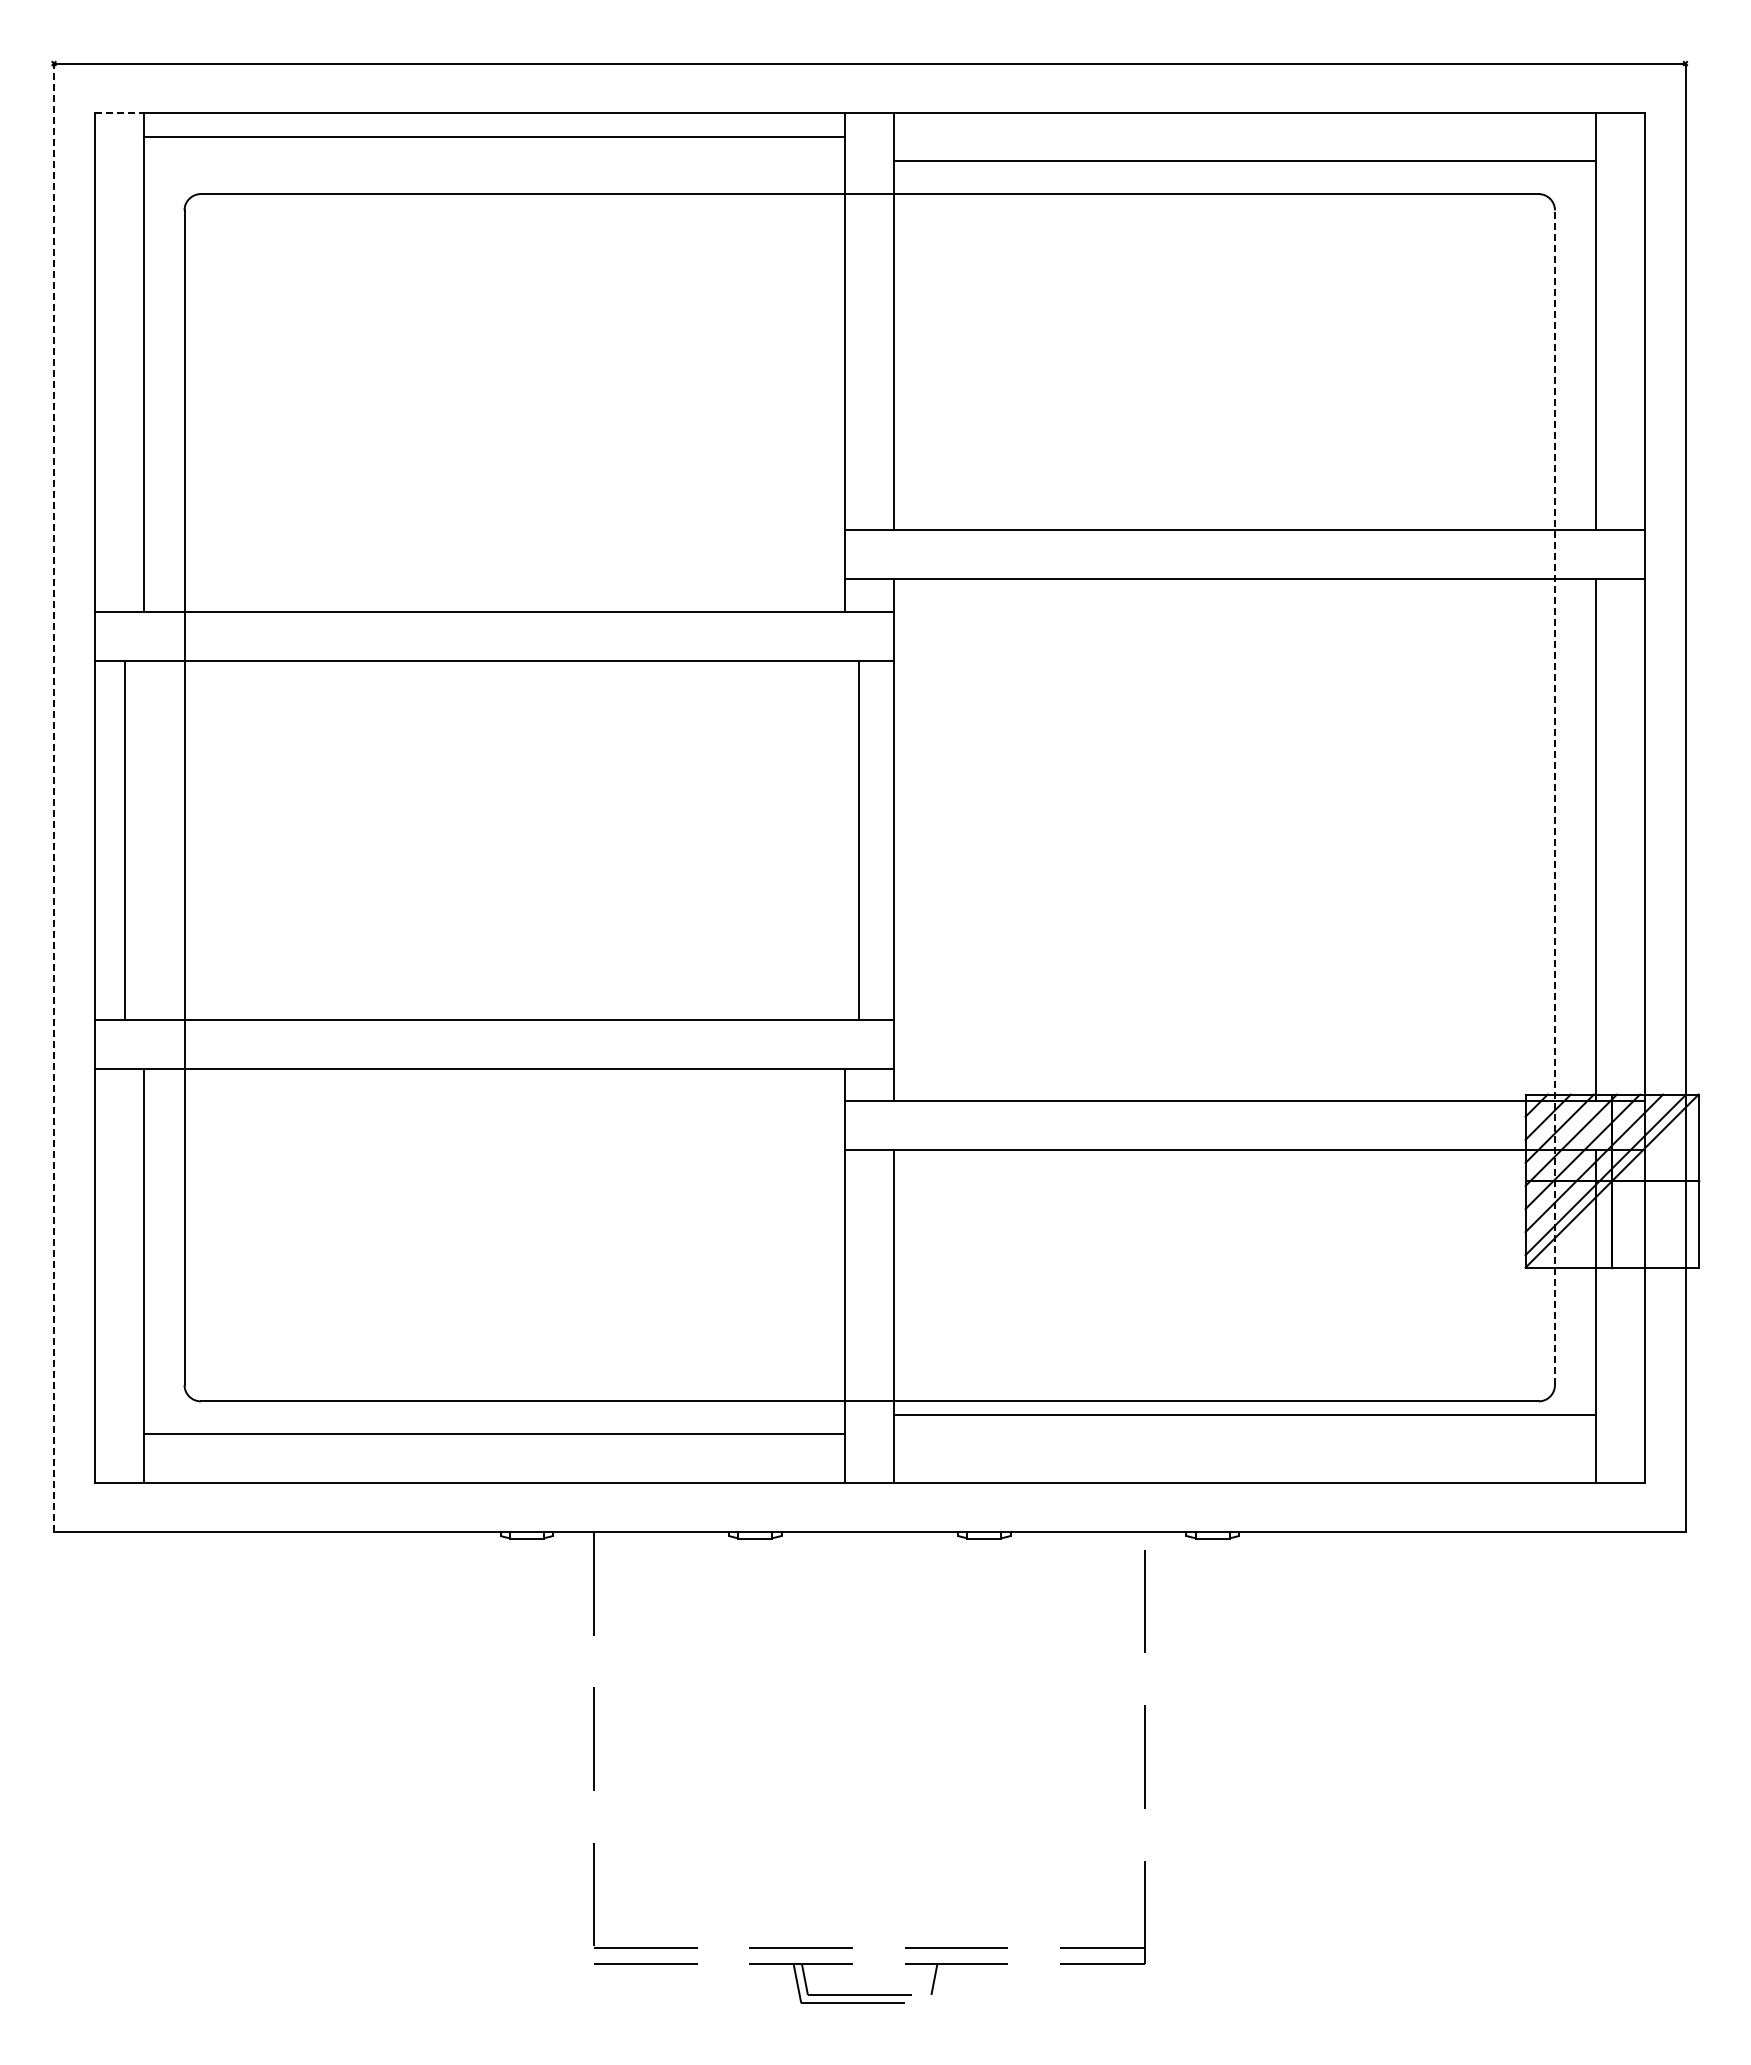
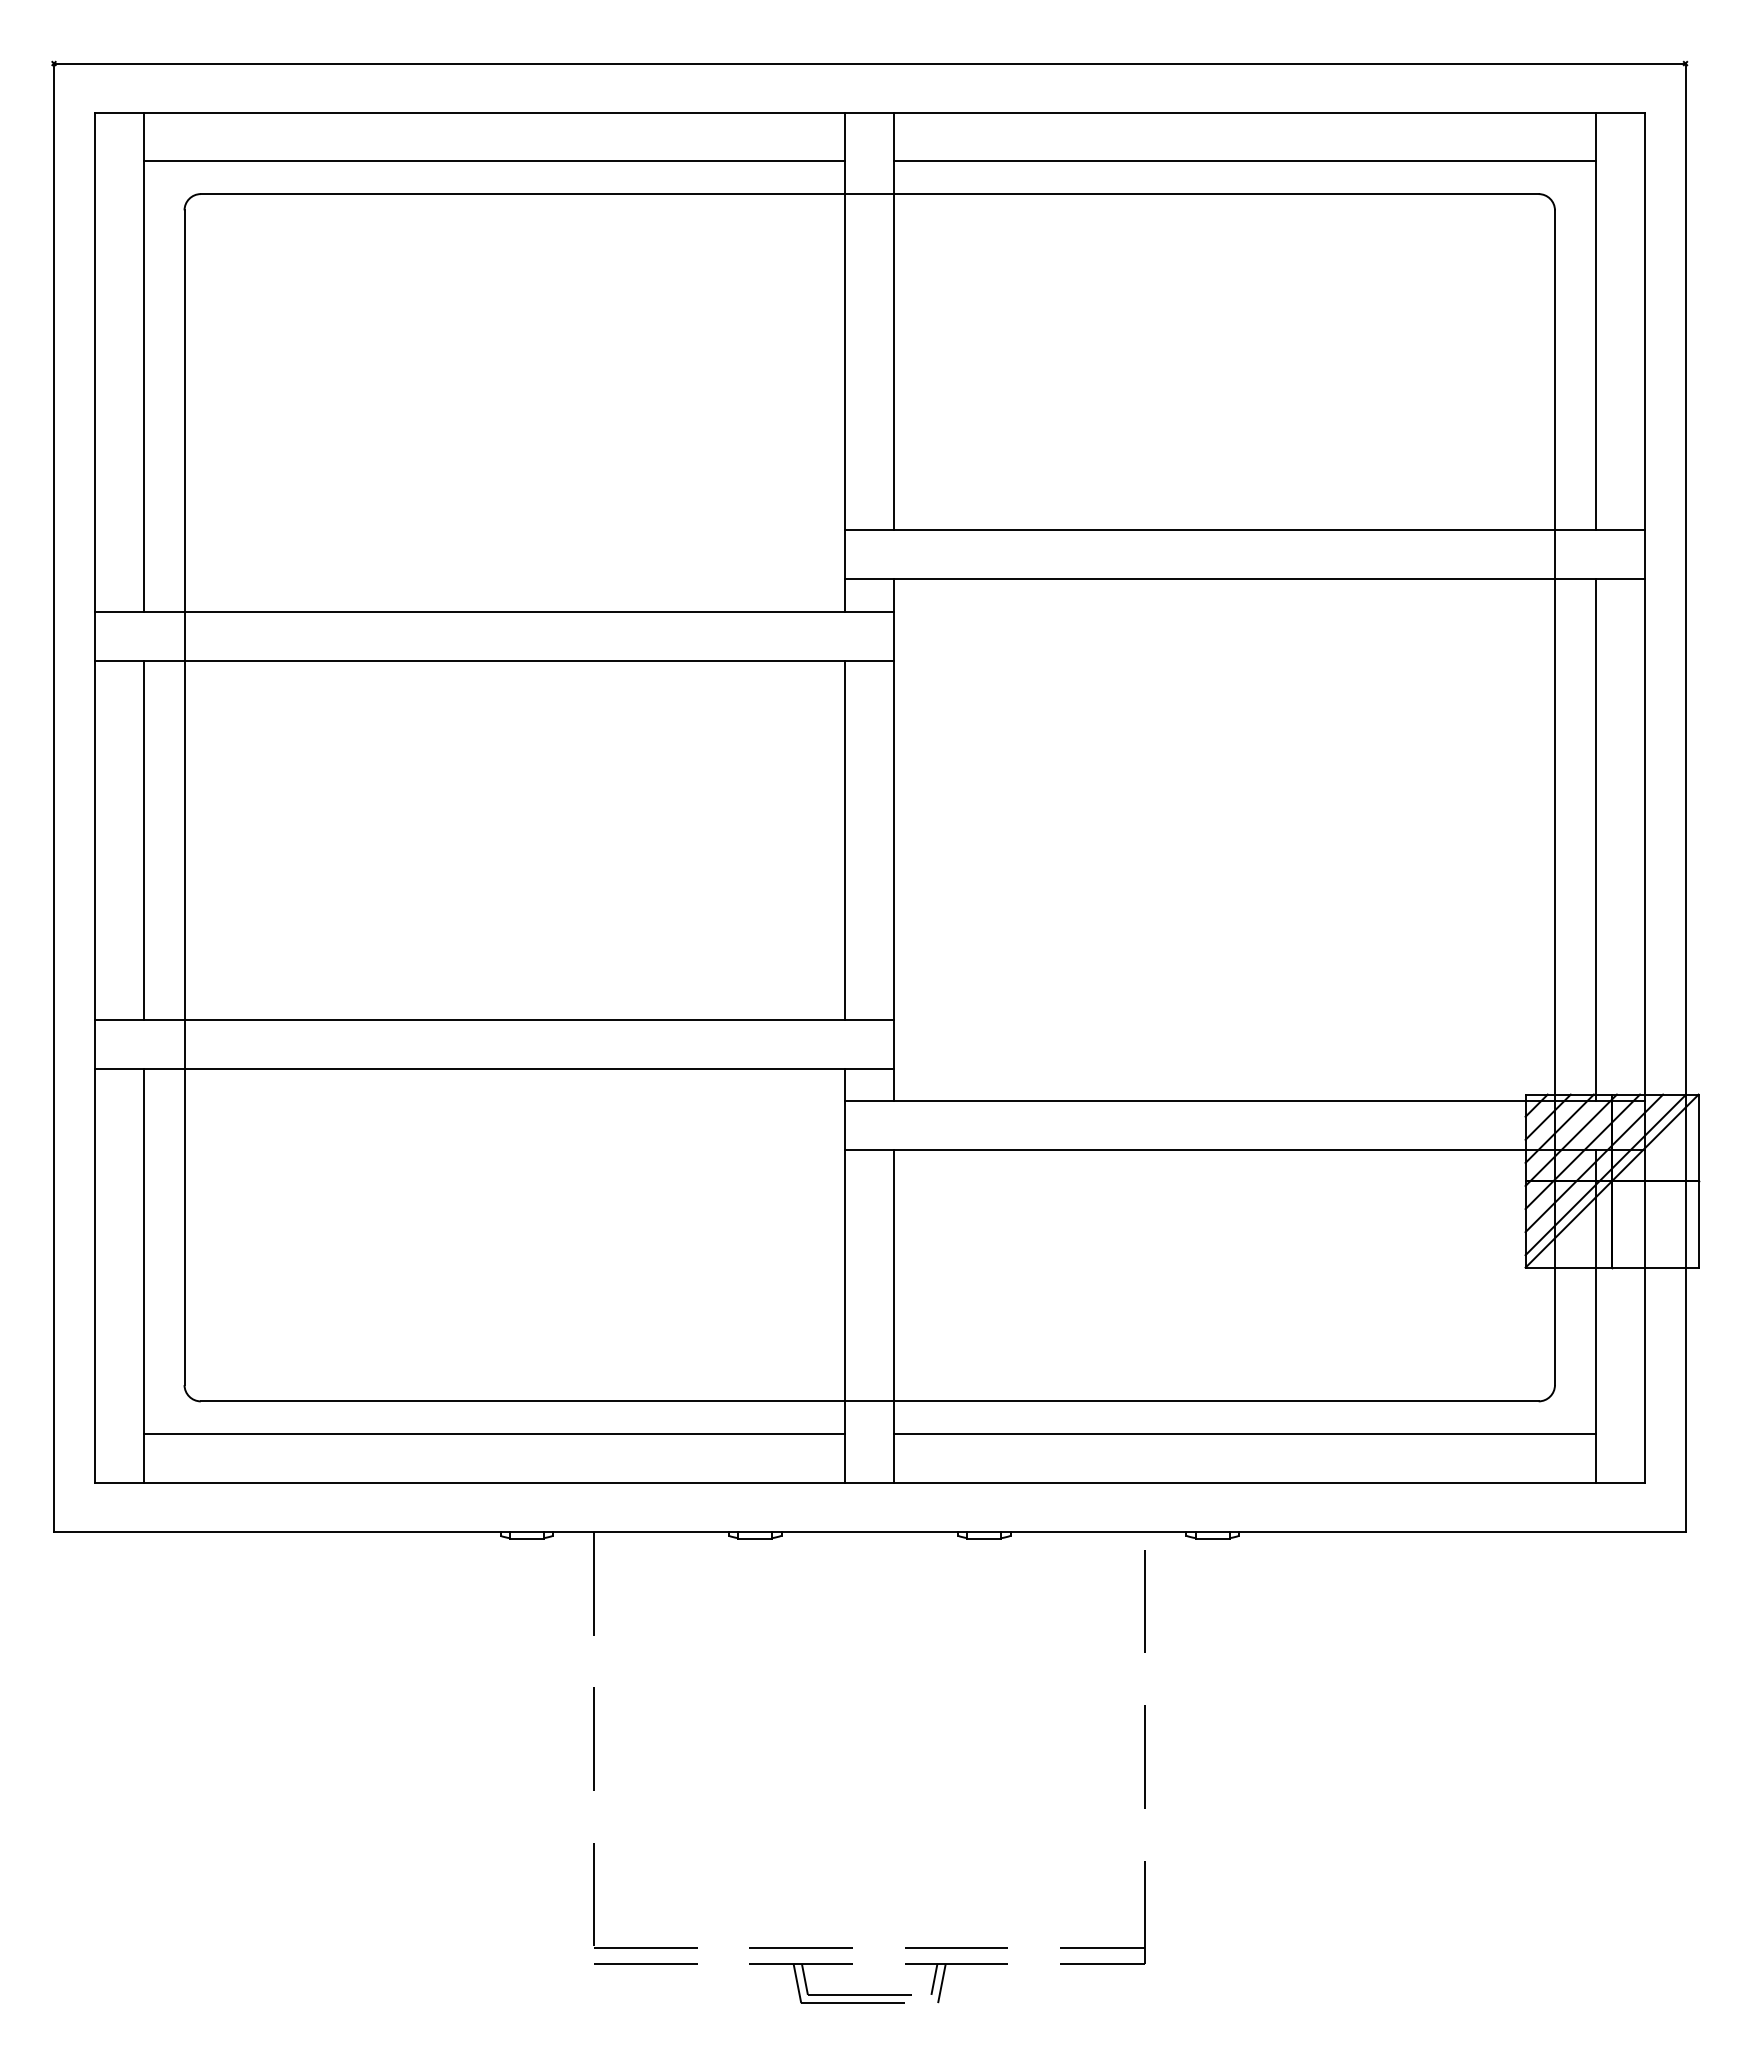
line: dashed -> solid (119, 112)
line position: (494, 137) -> (494, 161) (494, 161)
line: dashed -> solid (54, 797)
line: dashed -> solid (1554, 797)
line position: (124, 839) -> (143, 839) (143, 839)
line position: (859, 839) -> (845, 839) (845, 839)
line position: (1244, 1415) -> (1244, 1434) (1244, 1434)
line: none -> present (941, 1983)
